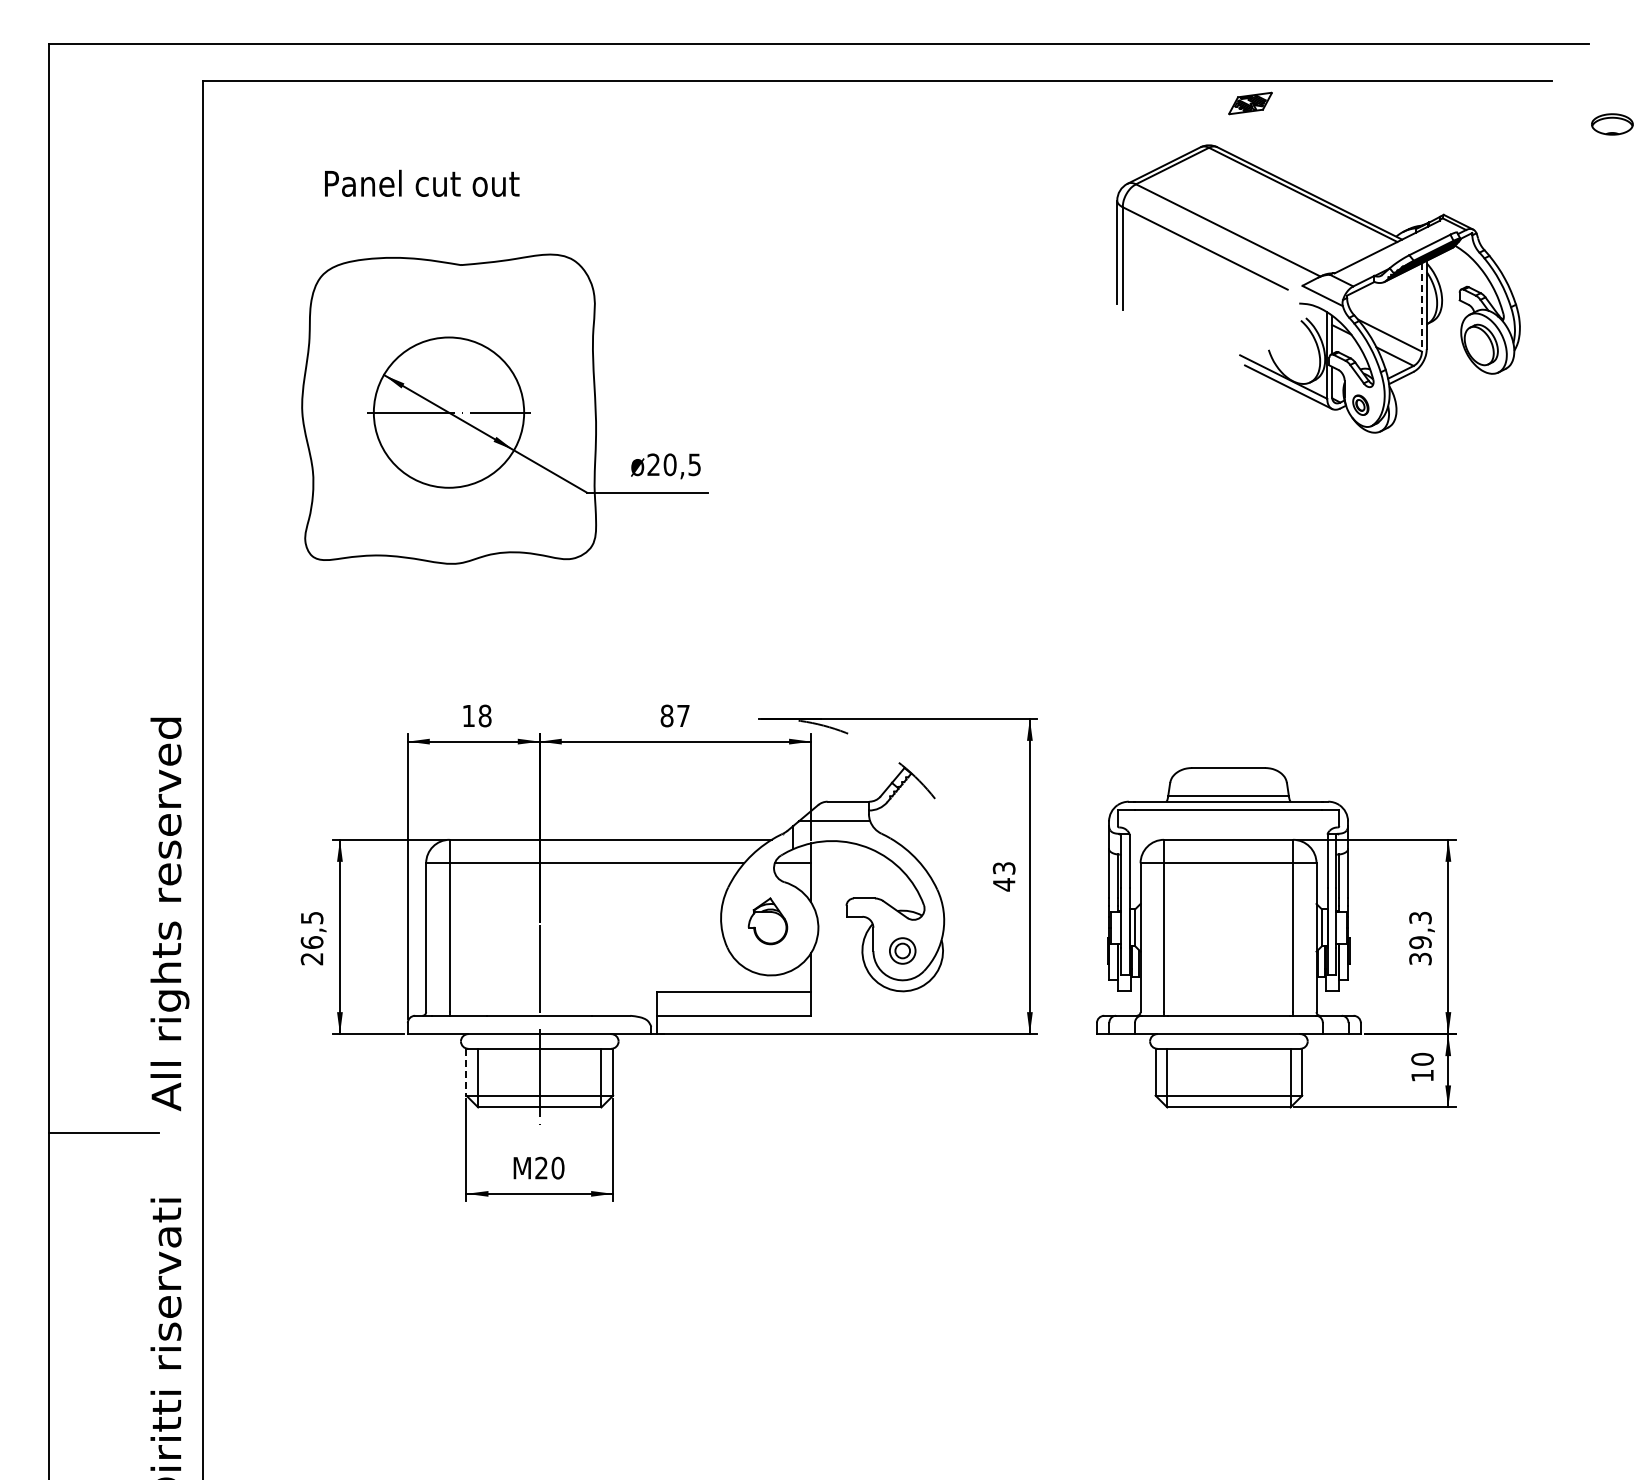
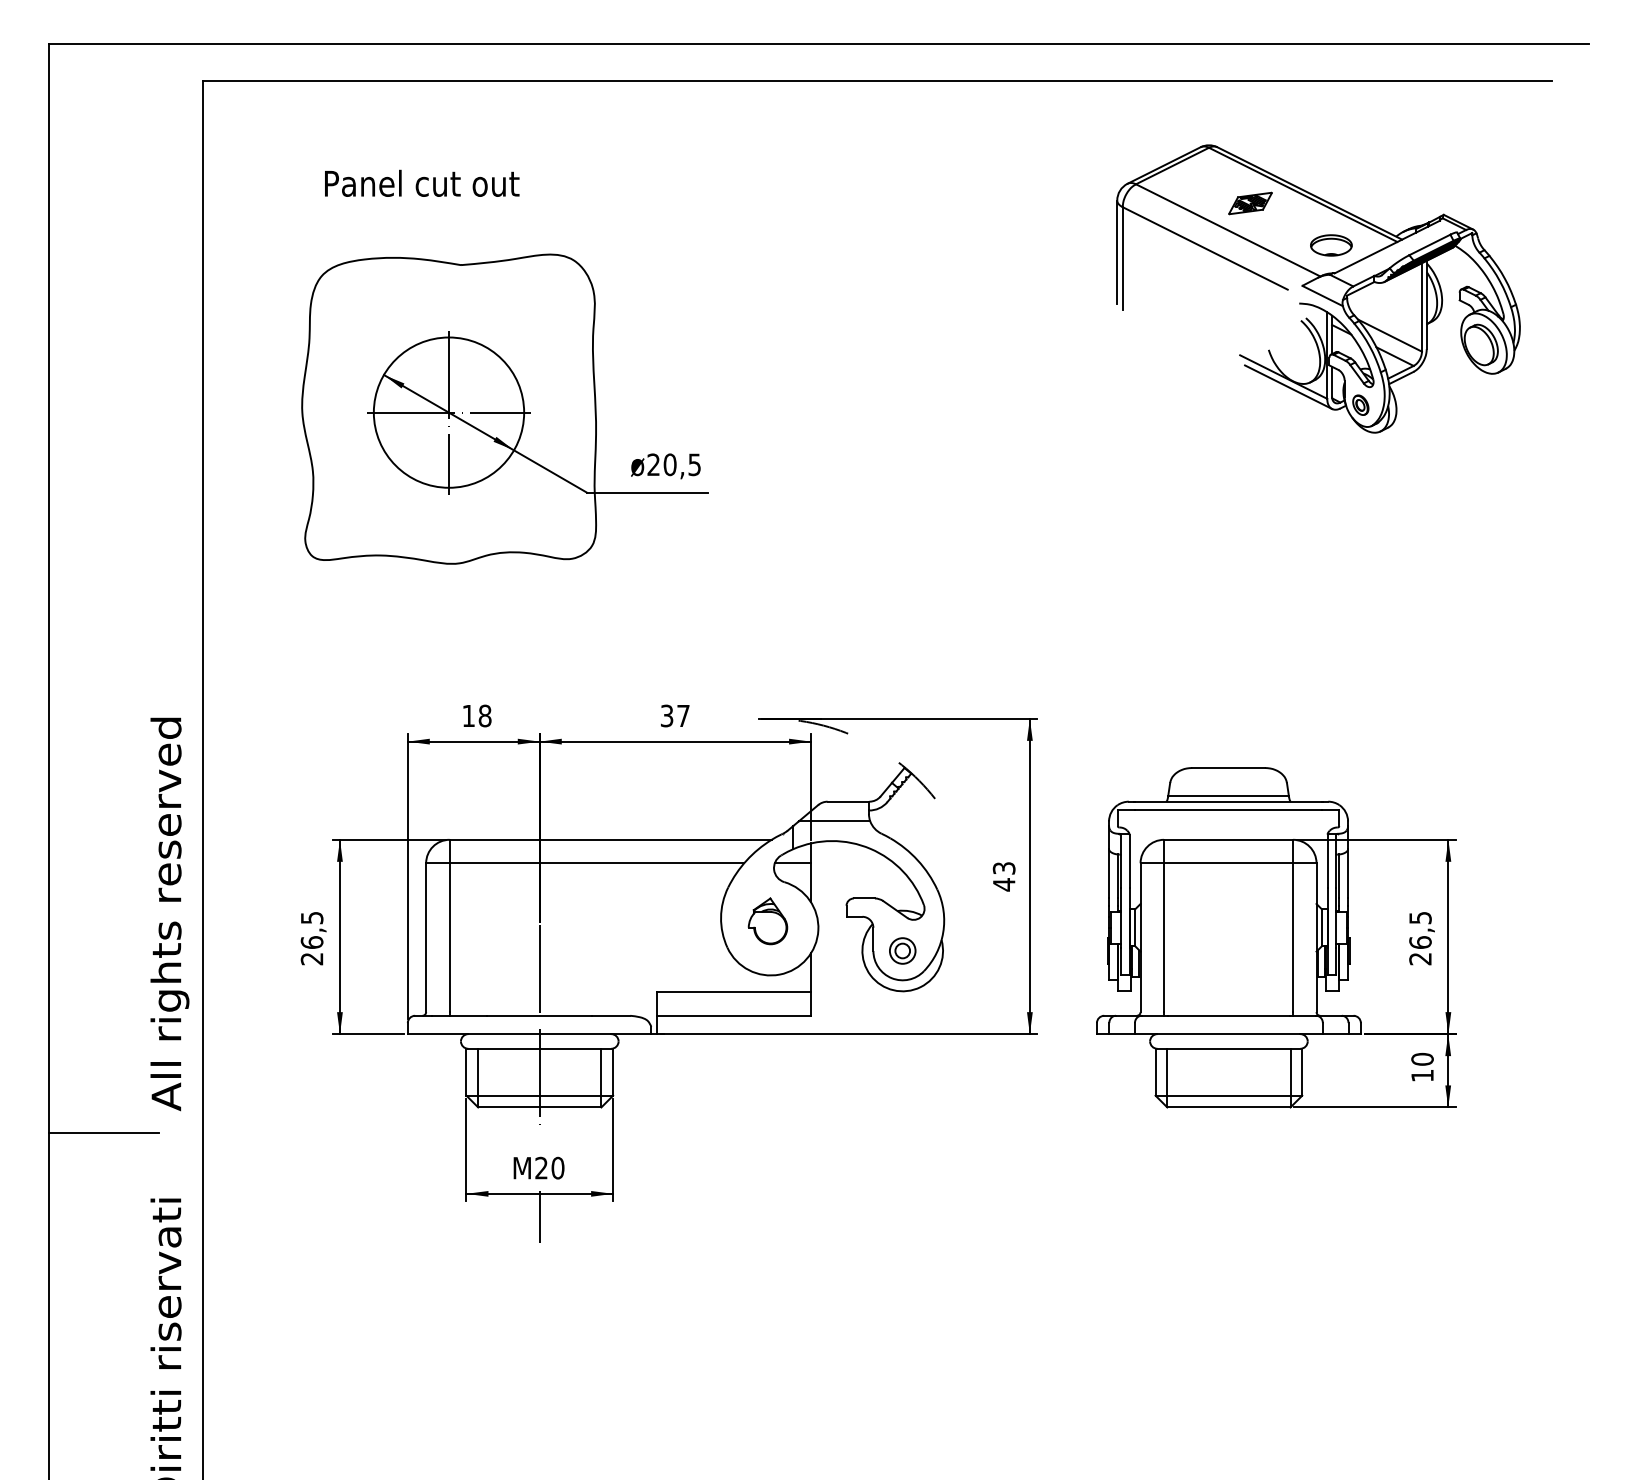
part position: (1250, 103) -> (1250, 203) (1250, 203)
part position: (1612, 124) -> (1331, 245) (1331, 245)
line: dashed -> solid (1421, 307)
line: none -> present (449, 412)
text: 87 -> 37 (666, 715)
text: 39,3 -> 26,5 (1420, 938)
line: dashed -> solid (466, 1072)
line: none -> present (539, 1216)
